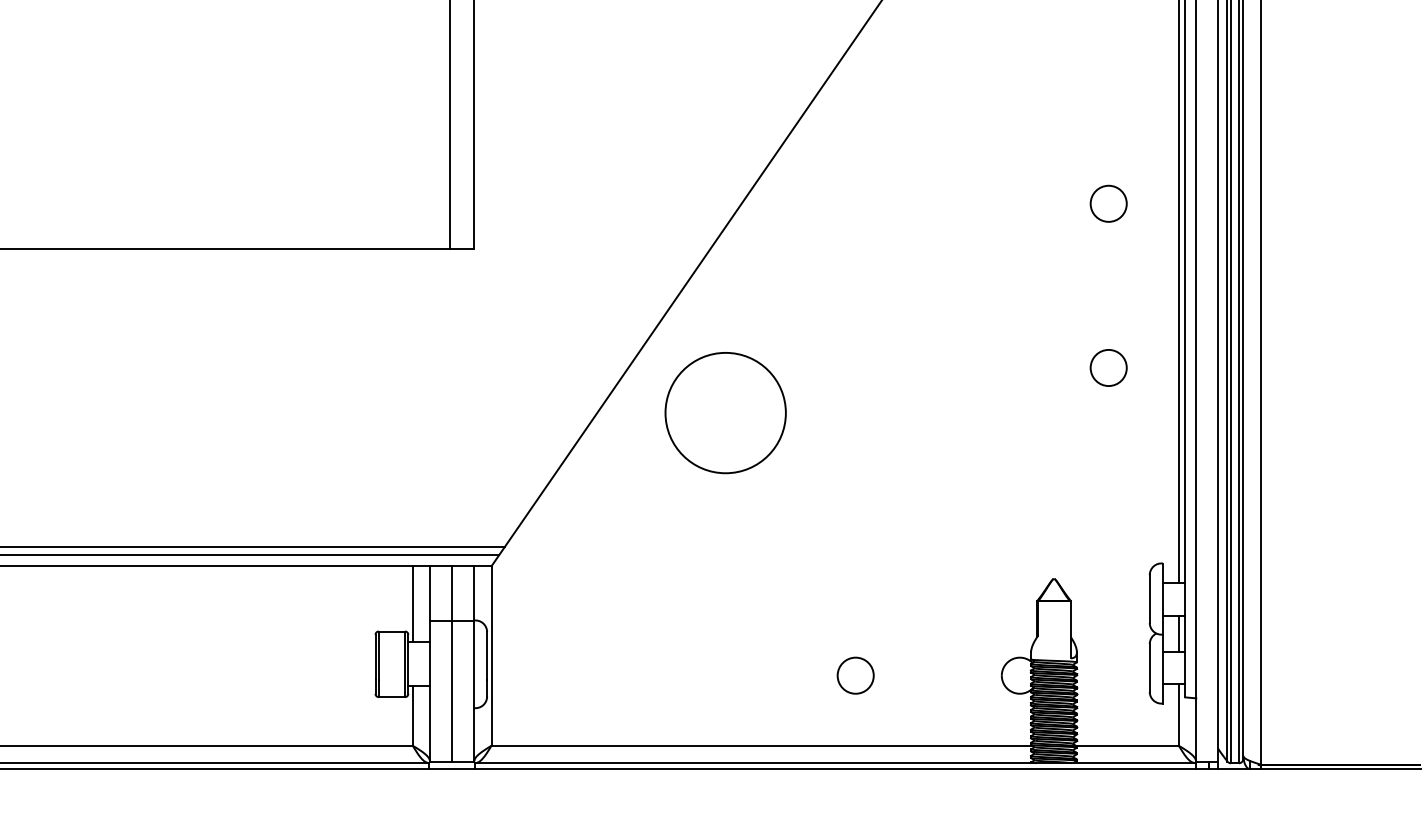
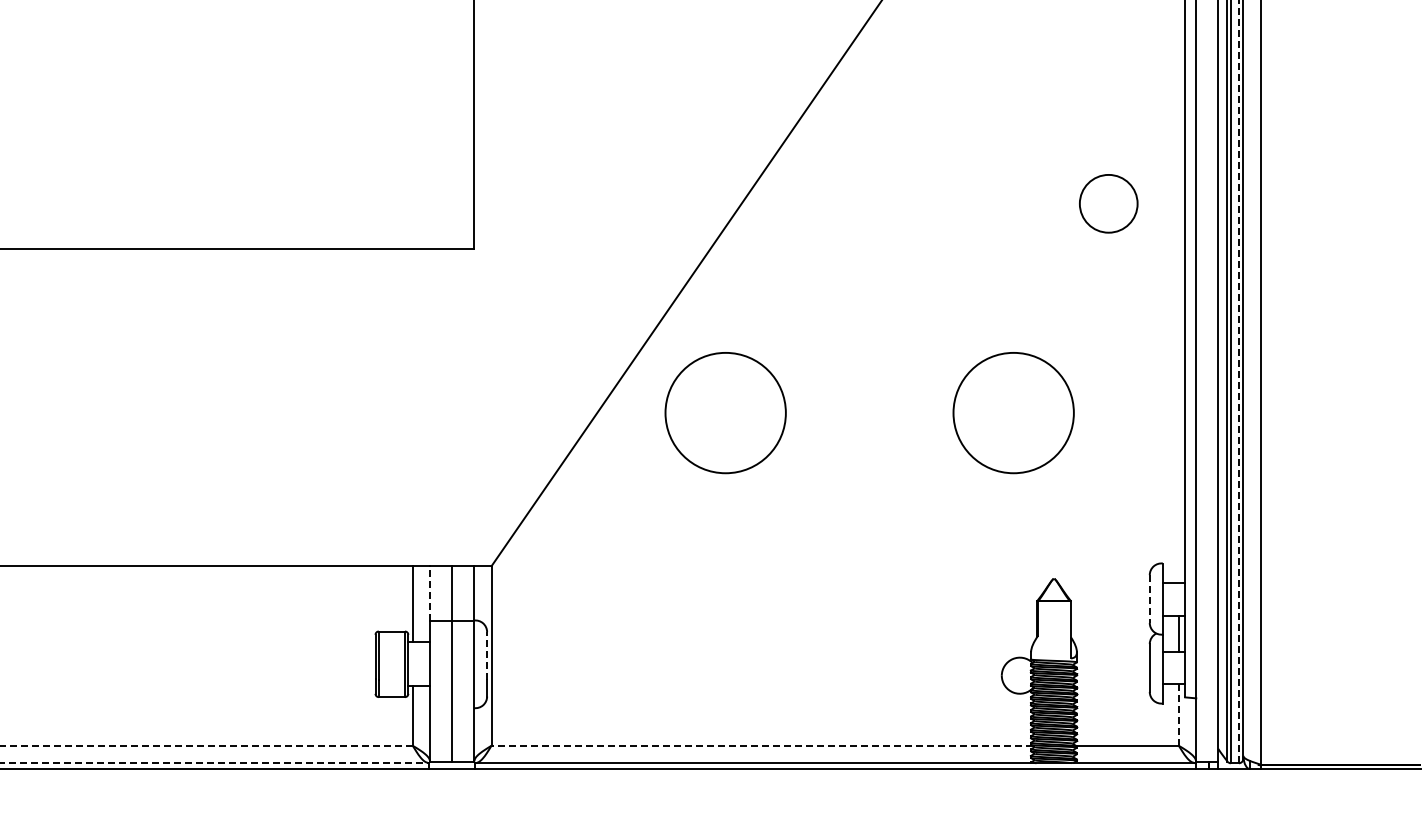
line: present -> none (449, 125)
circle diameter: 36 px -> 58 px (1108, 203)
line: present -> none (1178, 292)
circle: present -> none (1108, 367)
line: solid -> dashed (1238, 381)
circle: none -> present (1013, 413)
line: present -> none (253, 546)
line: present -> none (250, 555)
line: solid -> dashed (430, 593)
line: solid -> dashed (1149, 599)
line: solid -> dashed (487, 656)
circle: present -> none (855, 675)
line: solid -> dashed (1178, 715)
line: solid -> dashed (206, 745)
line: solid -> dashed (762, 745)
line: solid -> dashed (215, 763)
